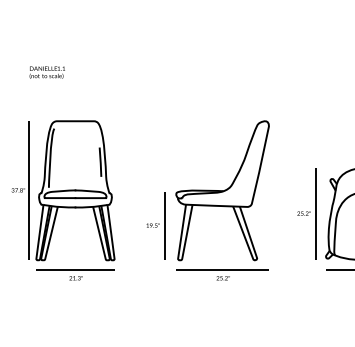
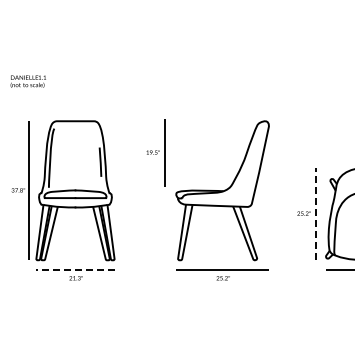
text position: (46, 72) -> (27, 81) (27, 81)
line: solid -> dashed (316, 213)
part position: (155, 225) -> (155, 152) (155, 152)
line: solid -> dashed (74, 270)
